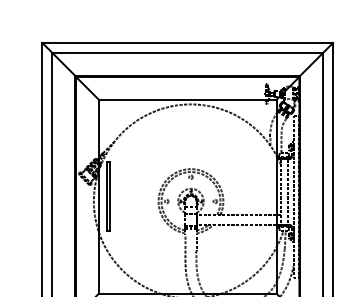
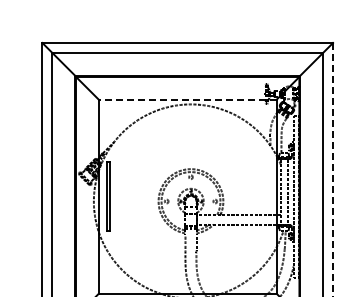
line: solid -> dashed (187, 99)
line: solid -> dashed (333, 169)
